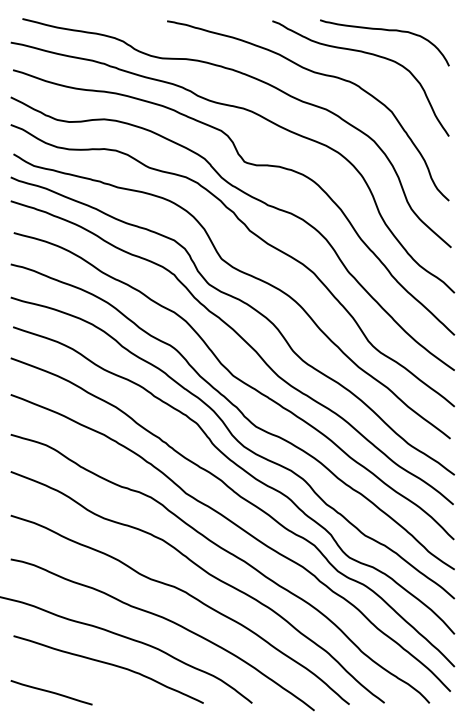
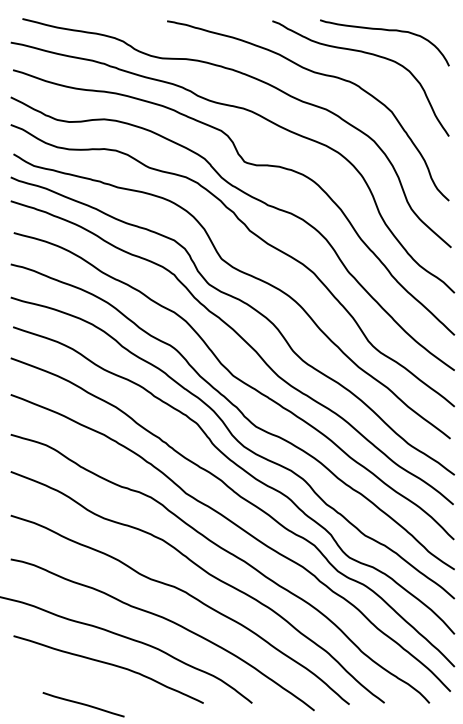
line position: (51, 692) -> (83, 704) (83, 704)
